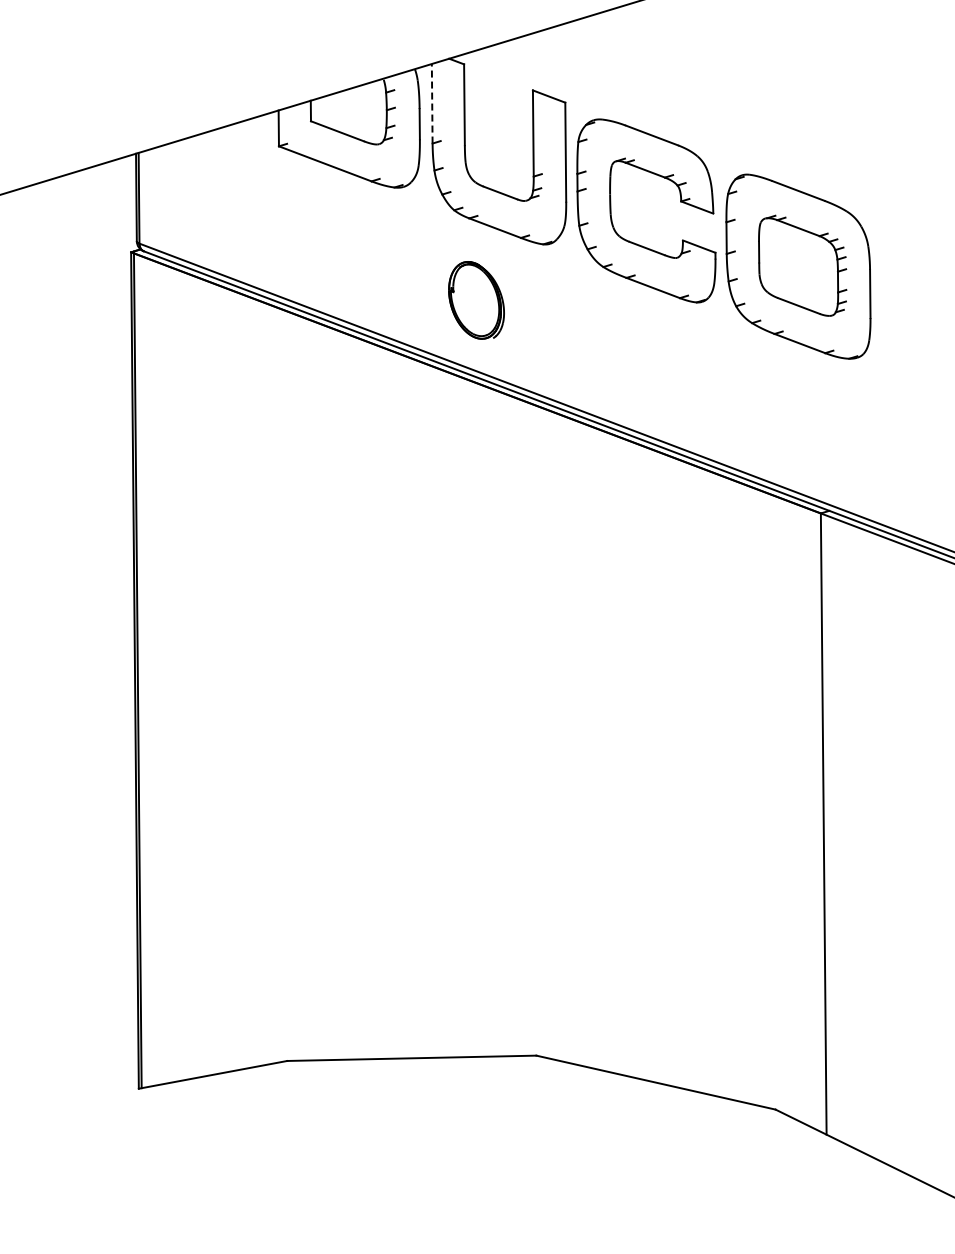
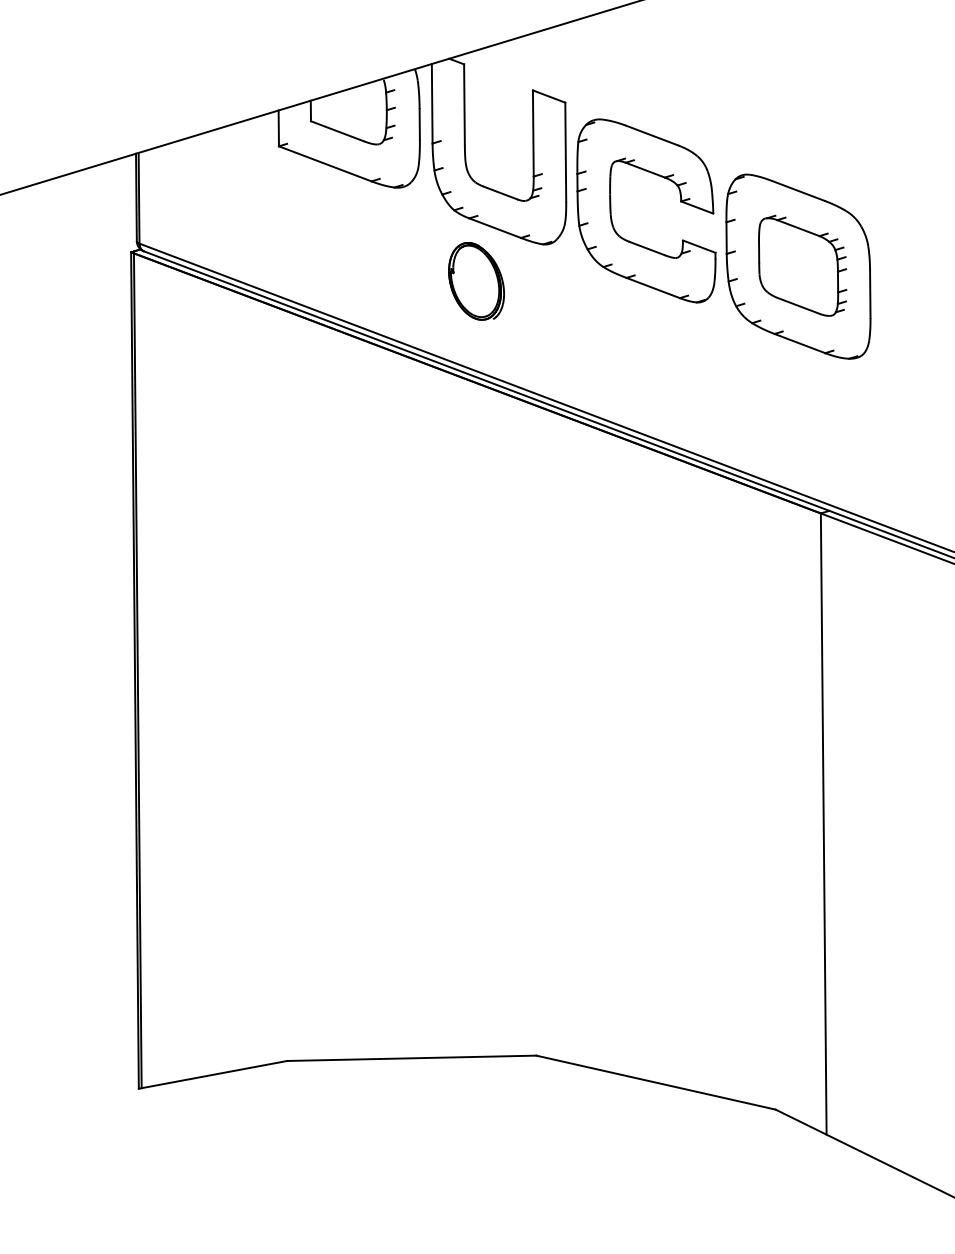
line: dashed -> solid (432, 103)
part position: (476, 300) -> (476, 281) (476, 281)
